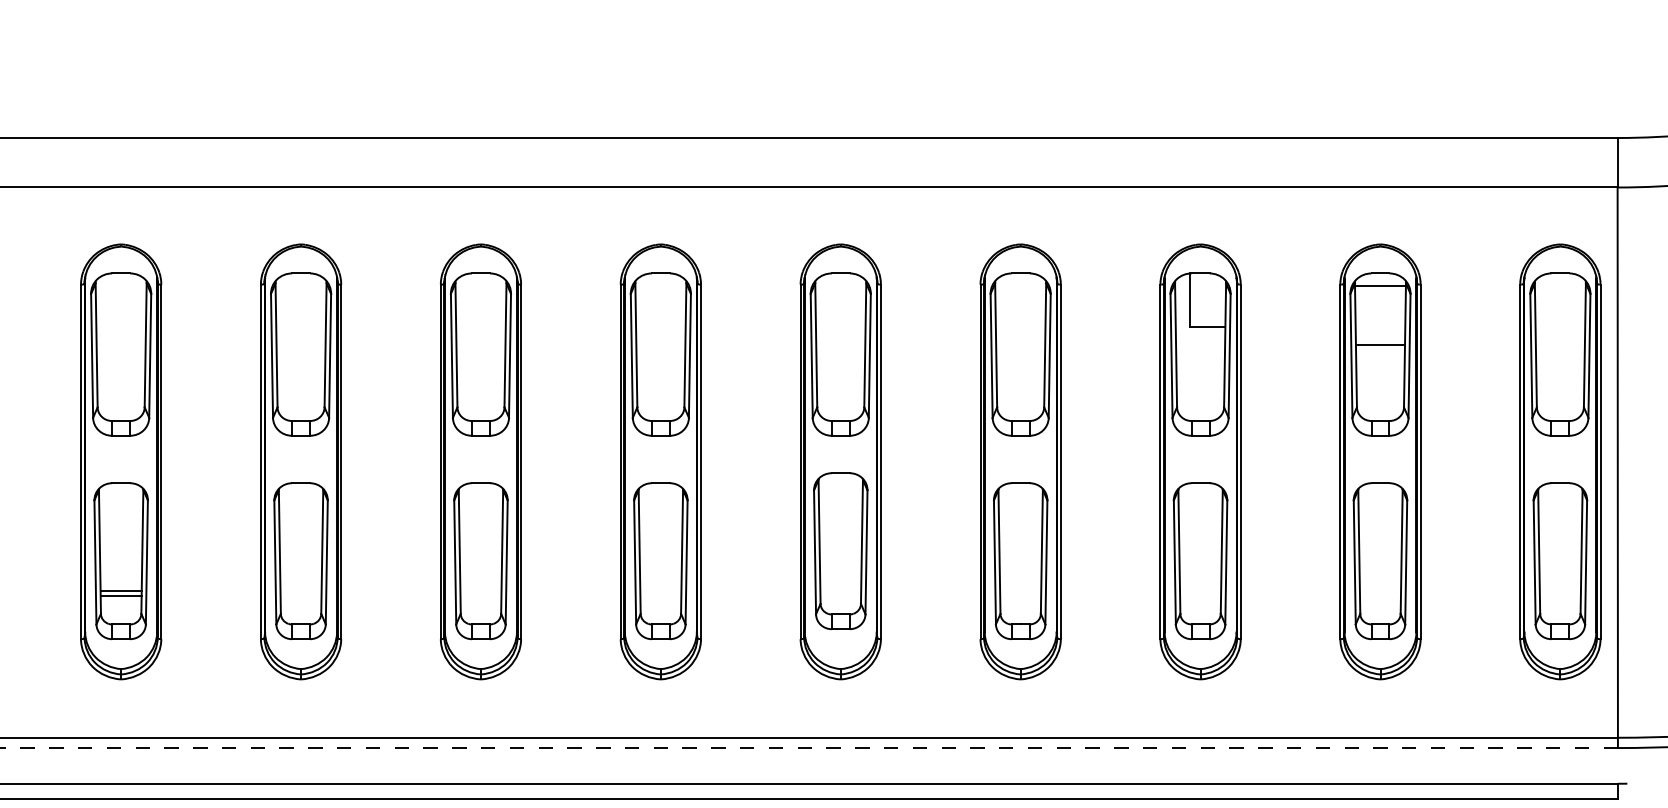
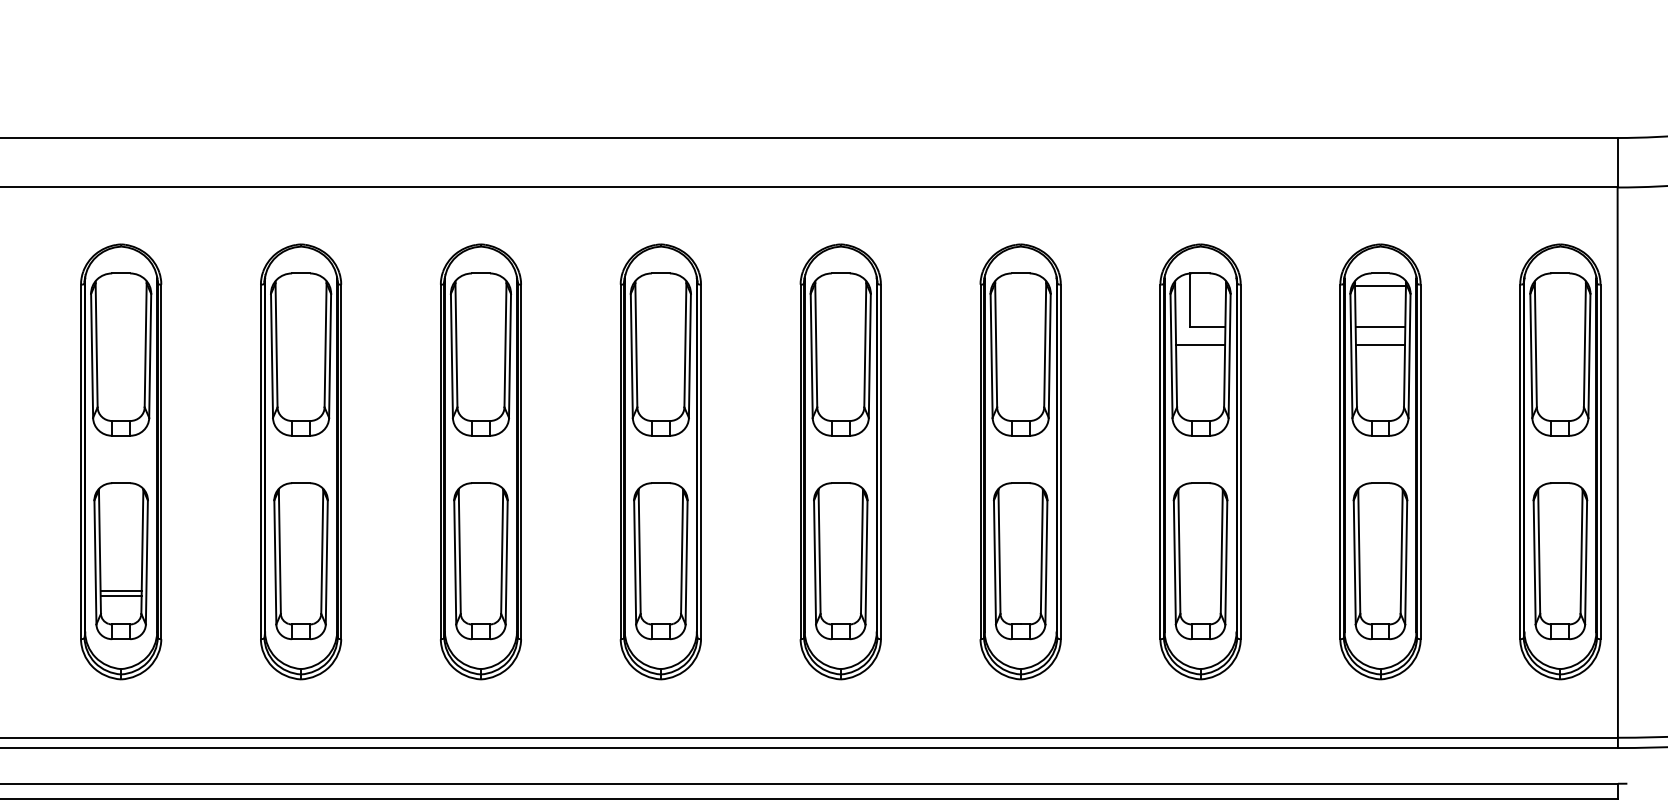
line: none -> present (1380, 326)
line: none -> present (1200, 344)
part position: (840, 551) -> (840, 561) (840, 561)
line: dashed -> solid (809, 748)
